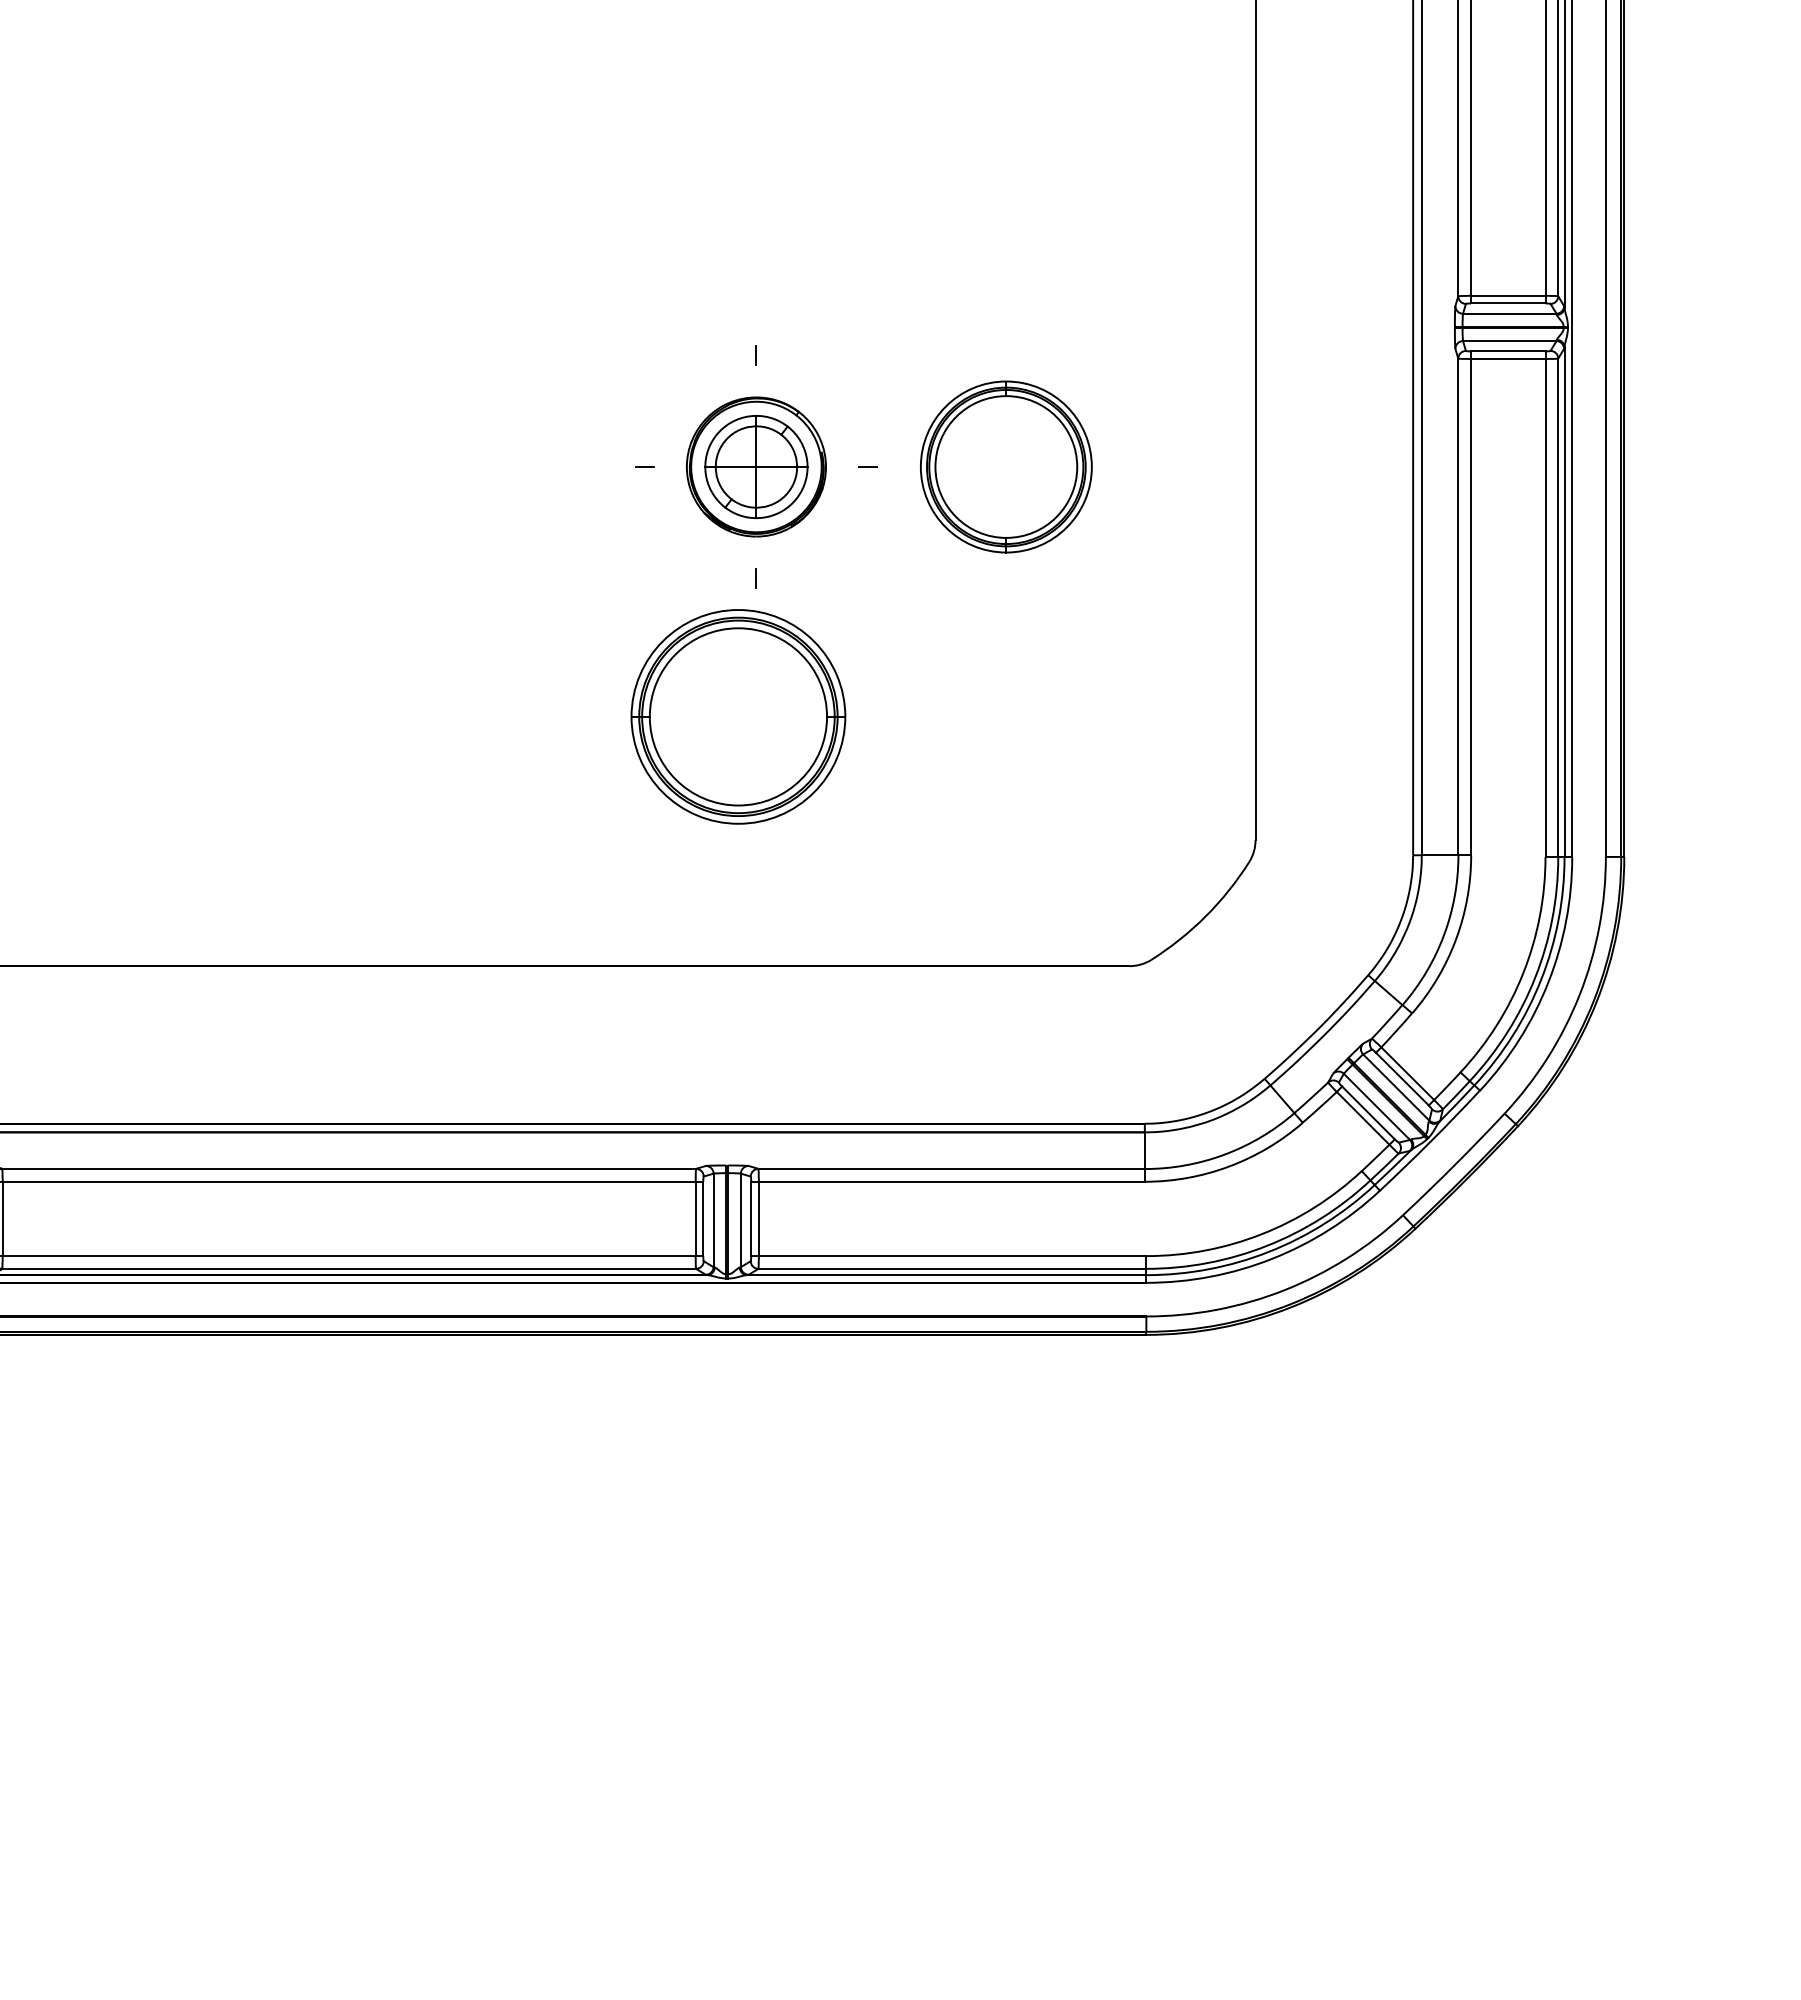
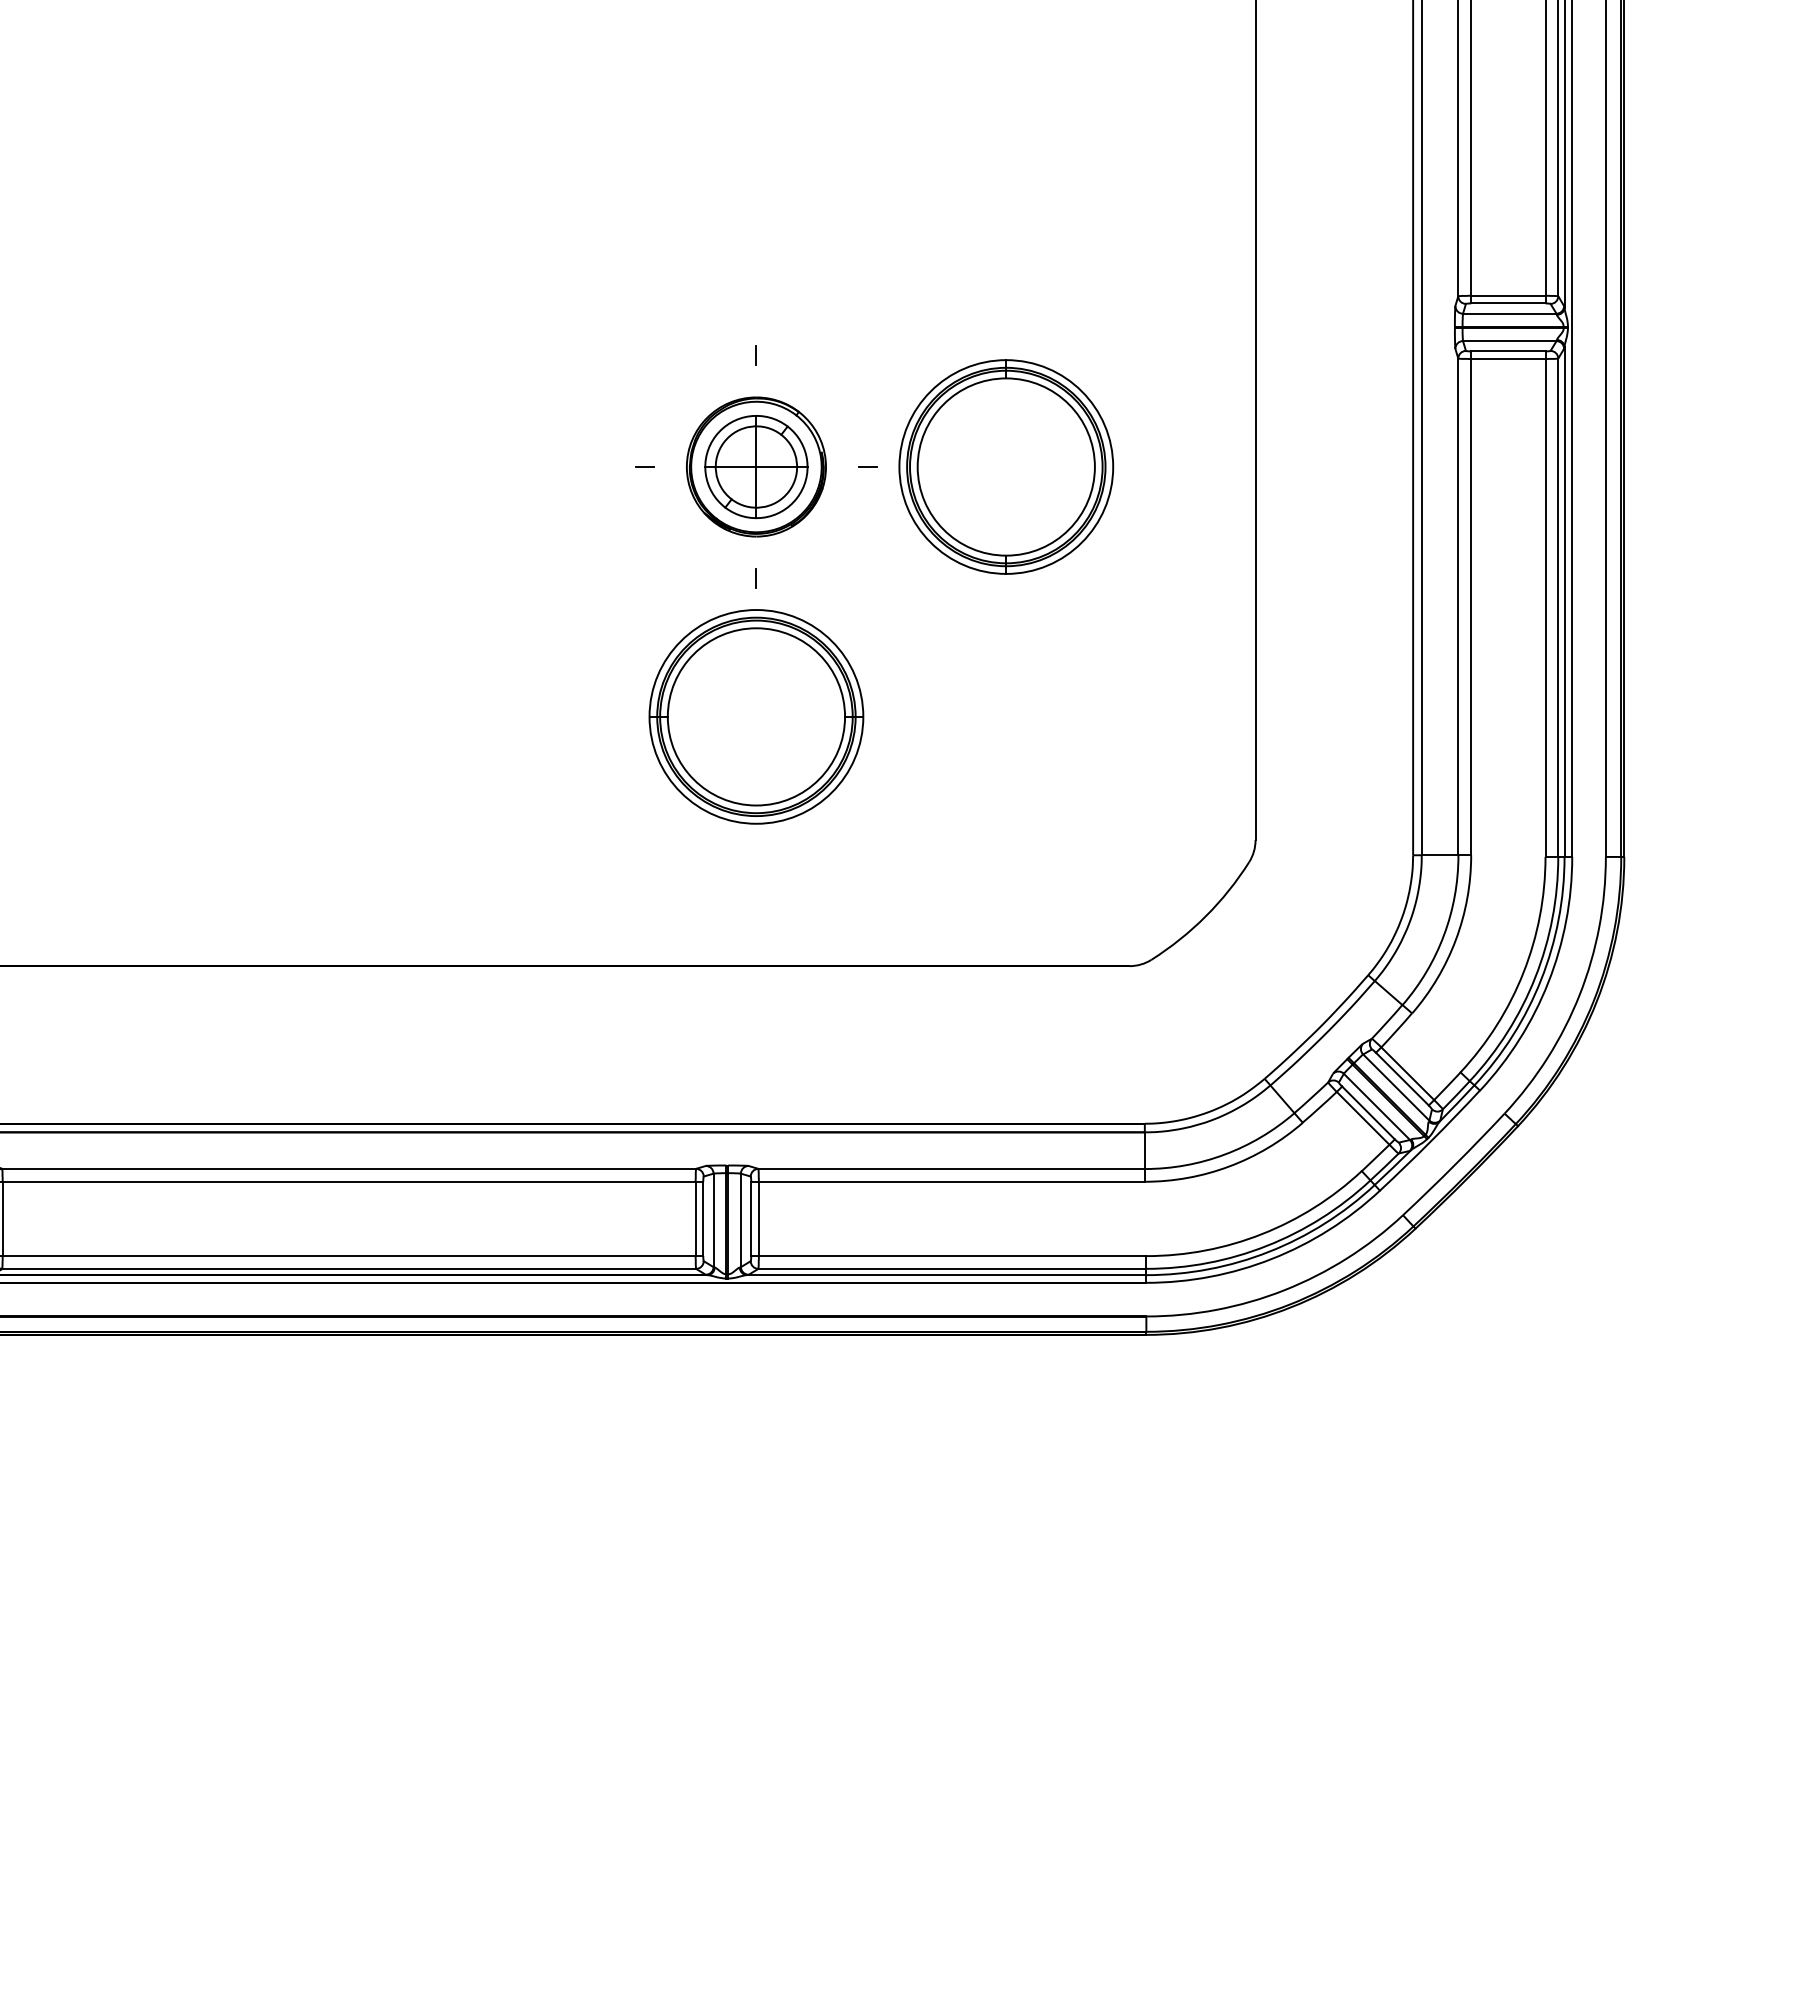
part size: 173x174 px -> 217x216 px (1006, 466)
part position: (738, 716) -> (756, 716) (756, 716)
